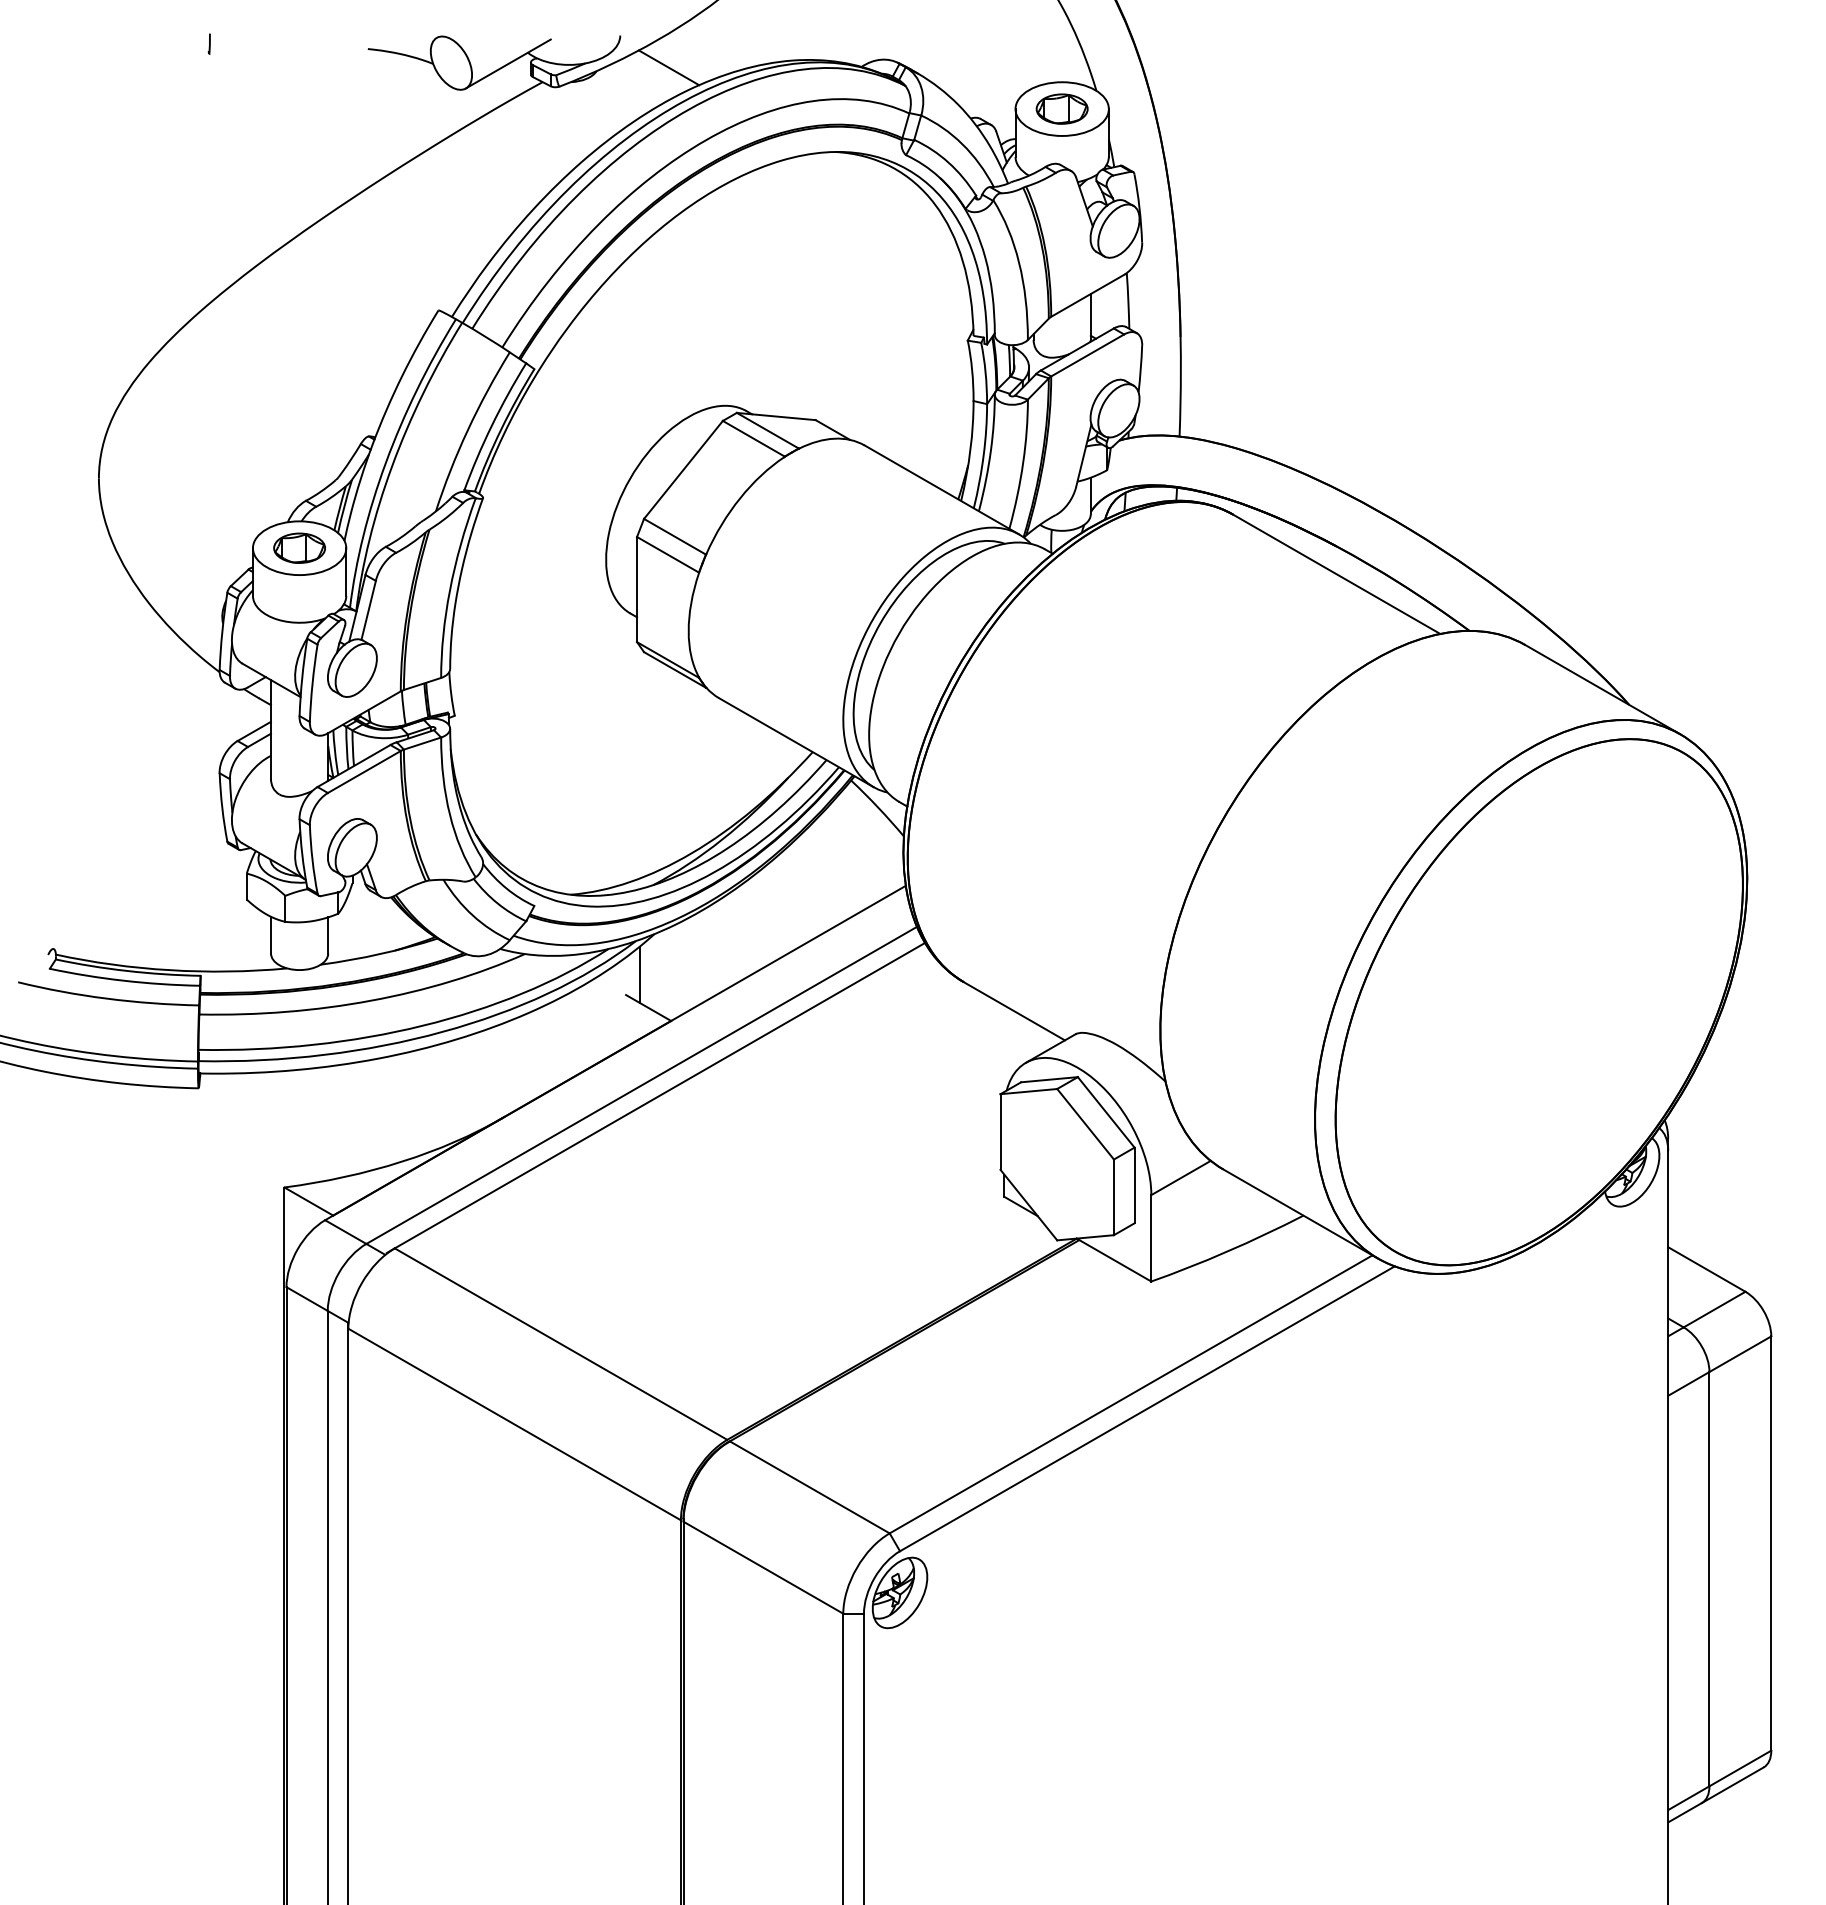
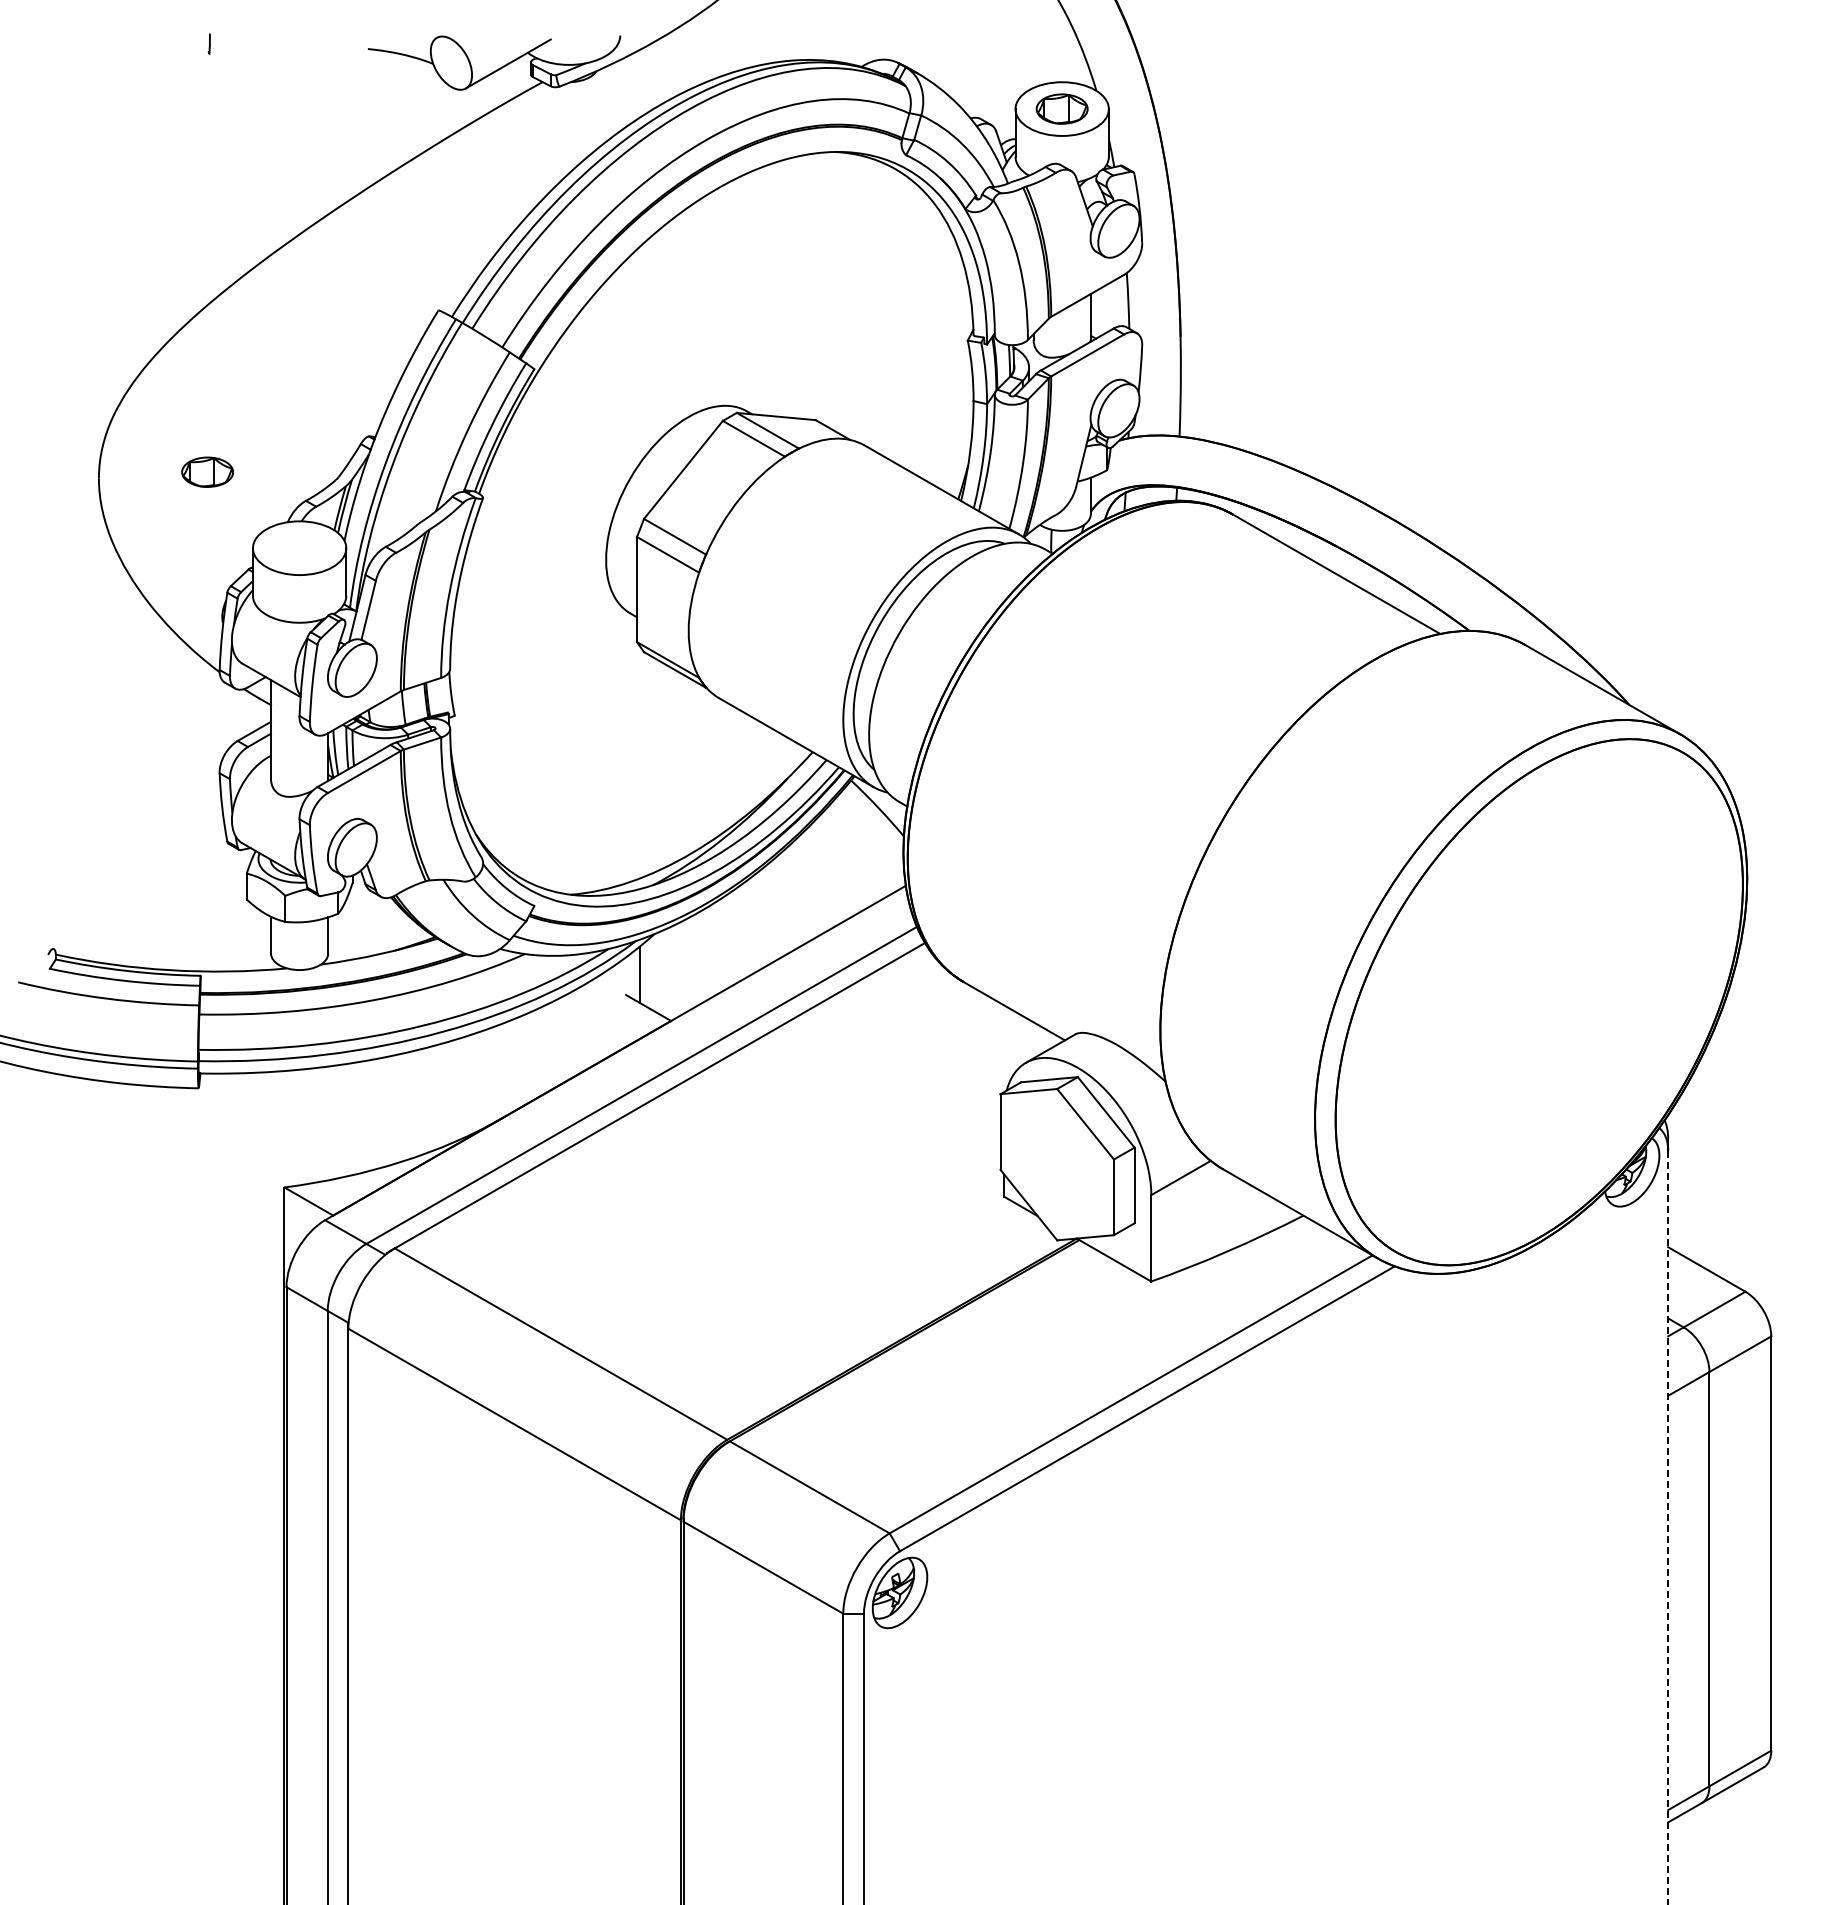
line: present -> none (668, 67)
part position: (299, 547) -> (207, 471) (207, 471)
line: solid -> dashed (1668, 1527)
